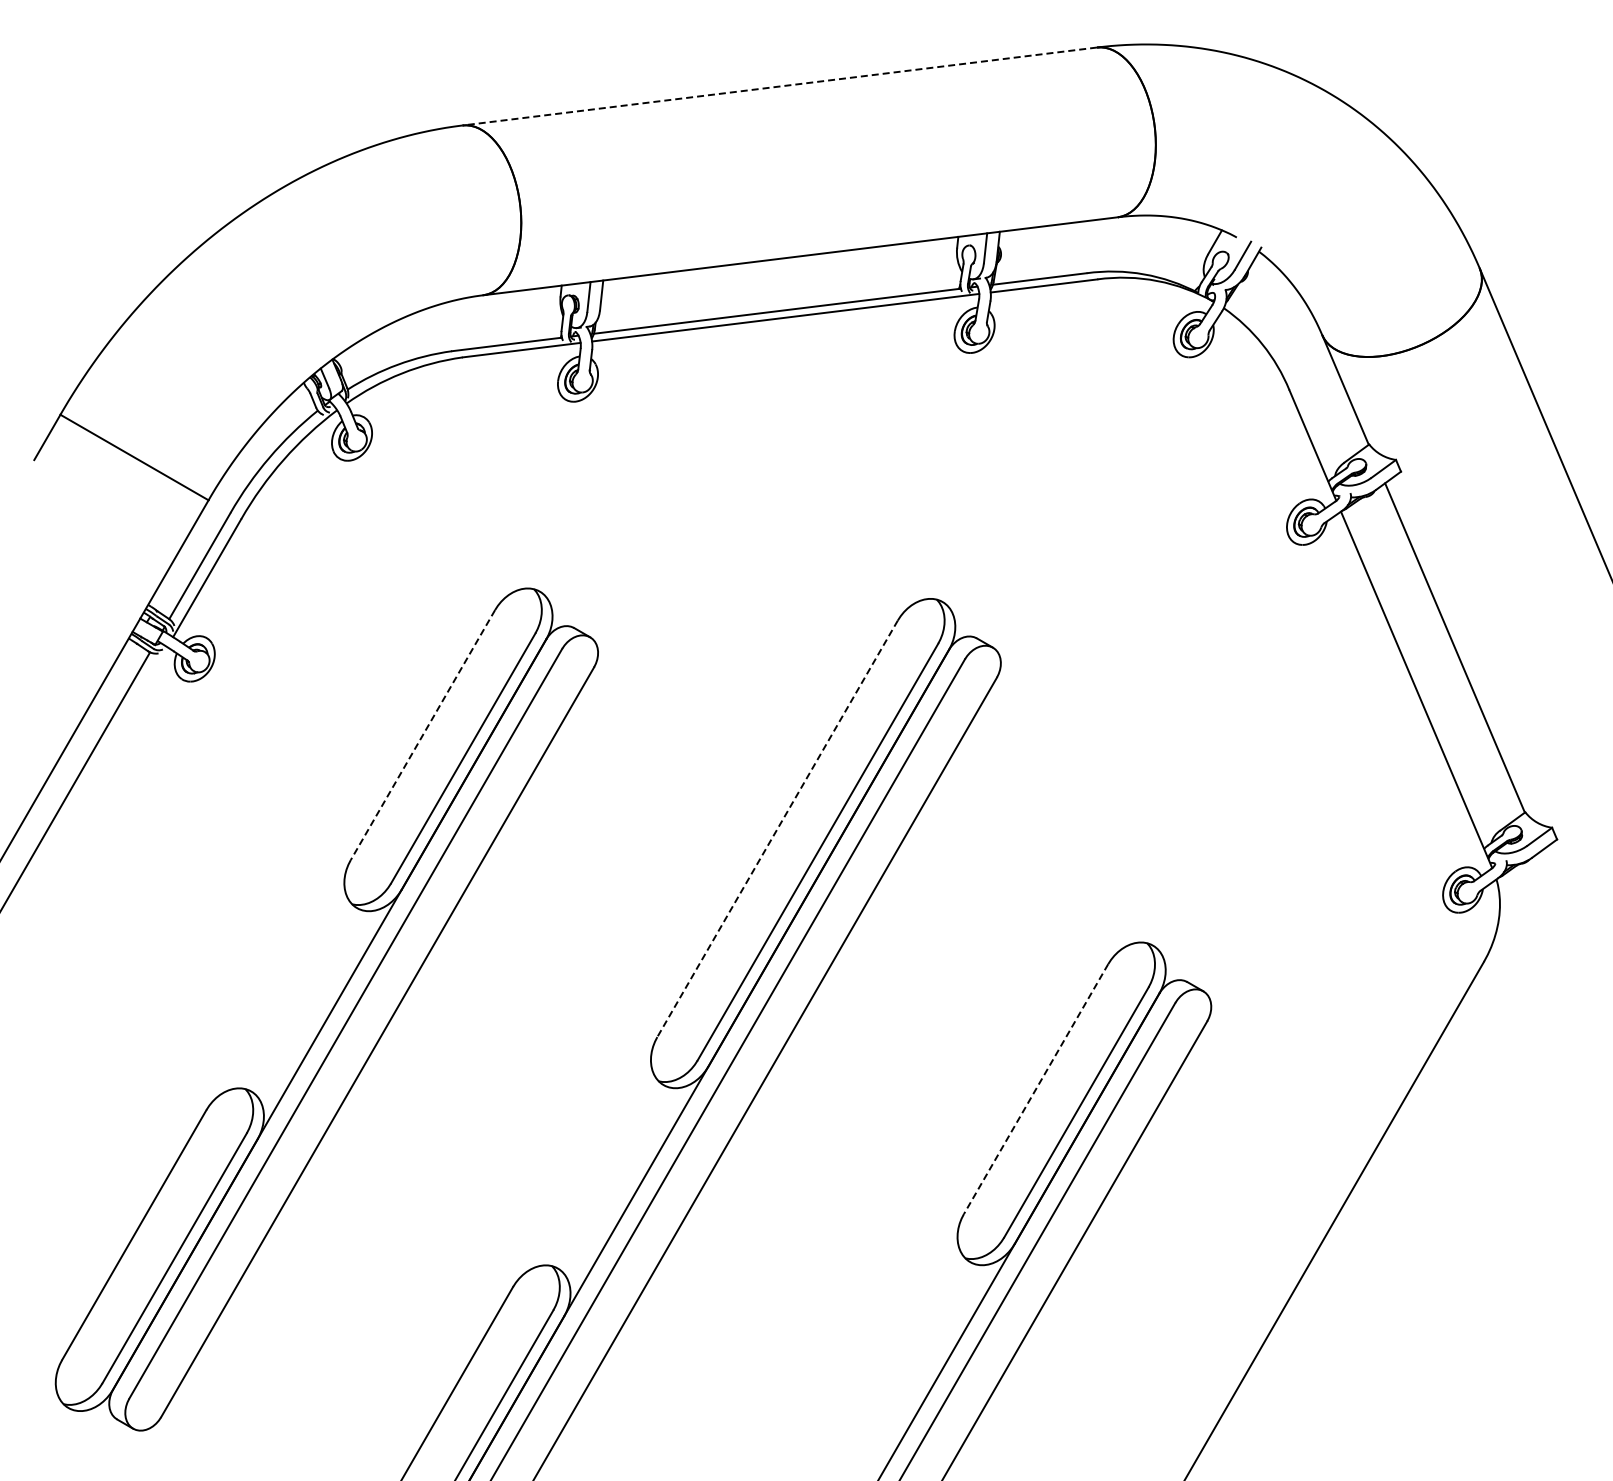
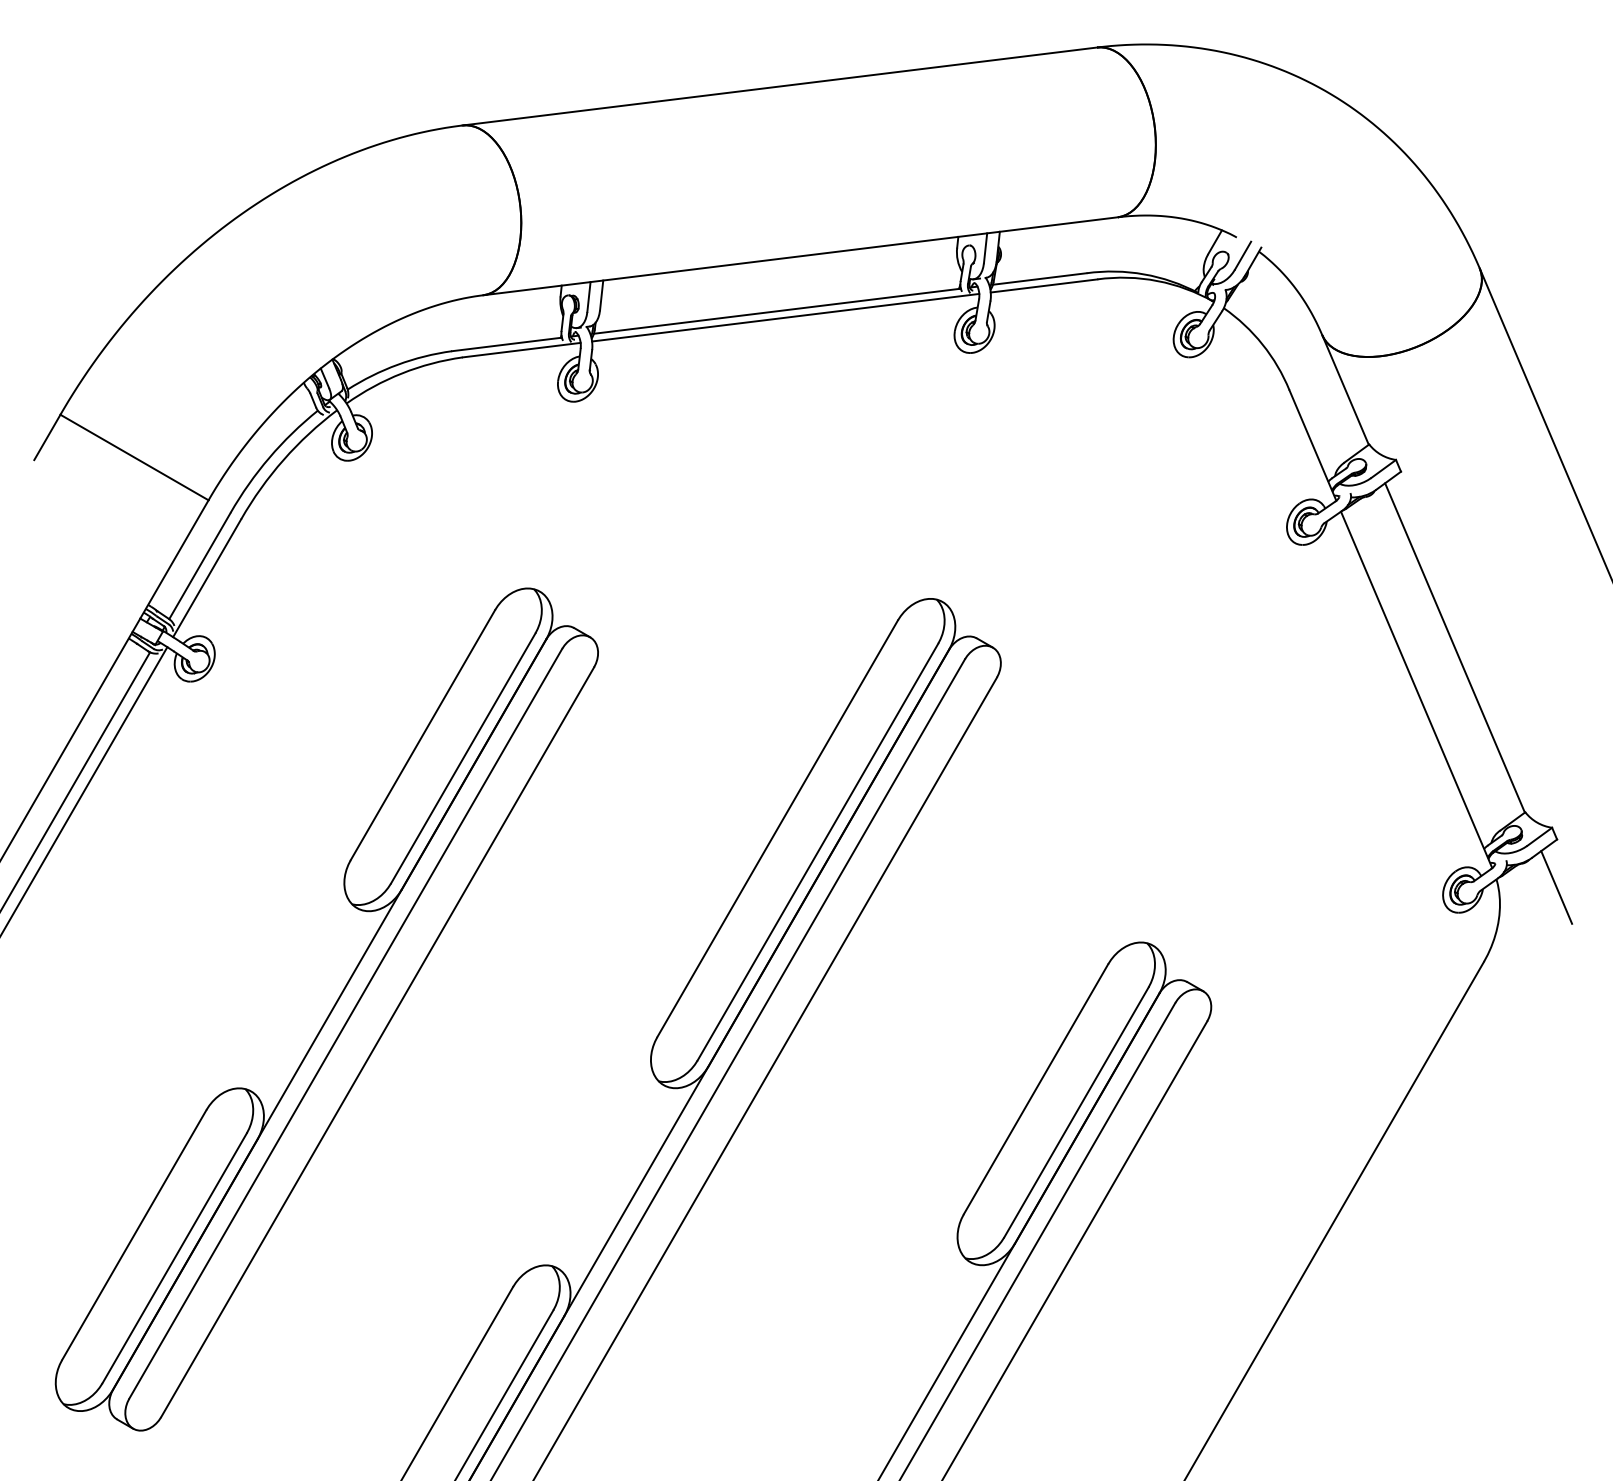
line: dashed -> solid (779, 86)
line: dashed -> solid (422, 735)
line: none -> present (84, 790)
line: dashed -> solid (777, 829)
line: none -> present (1556, 887)
line: dashed -> solid (1035, 1089)
